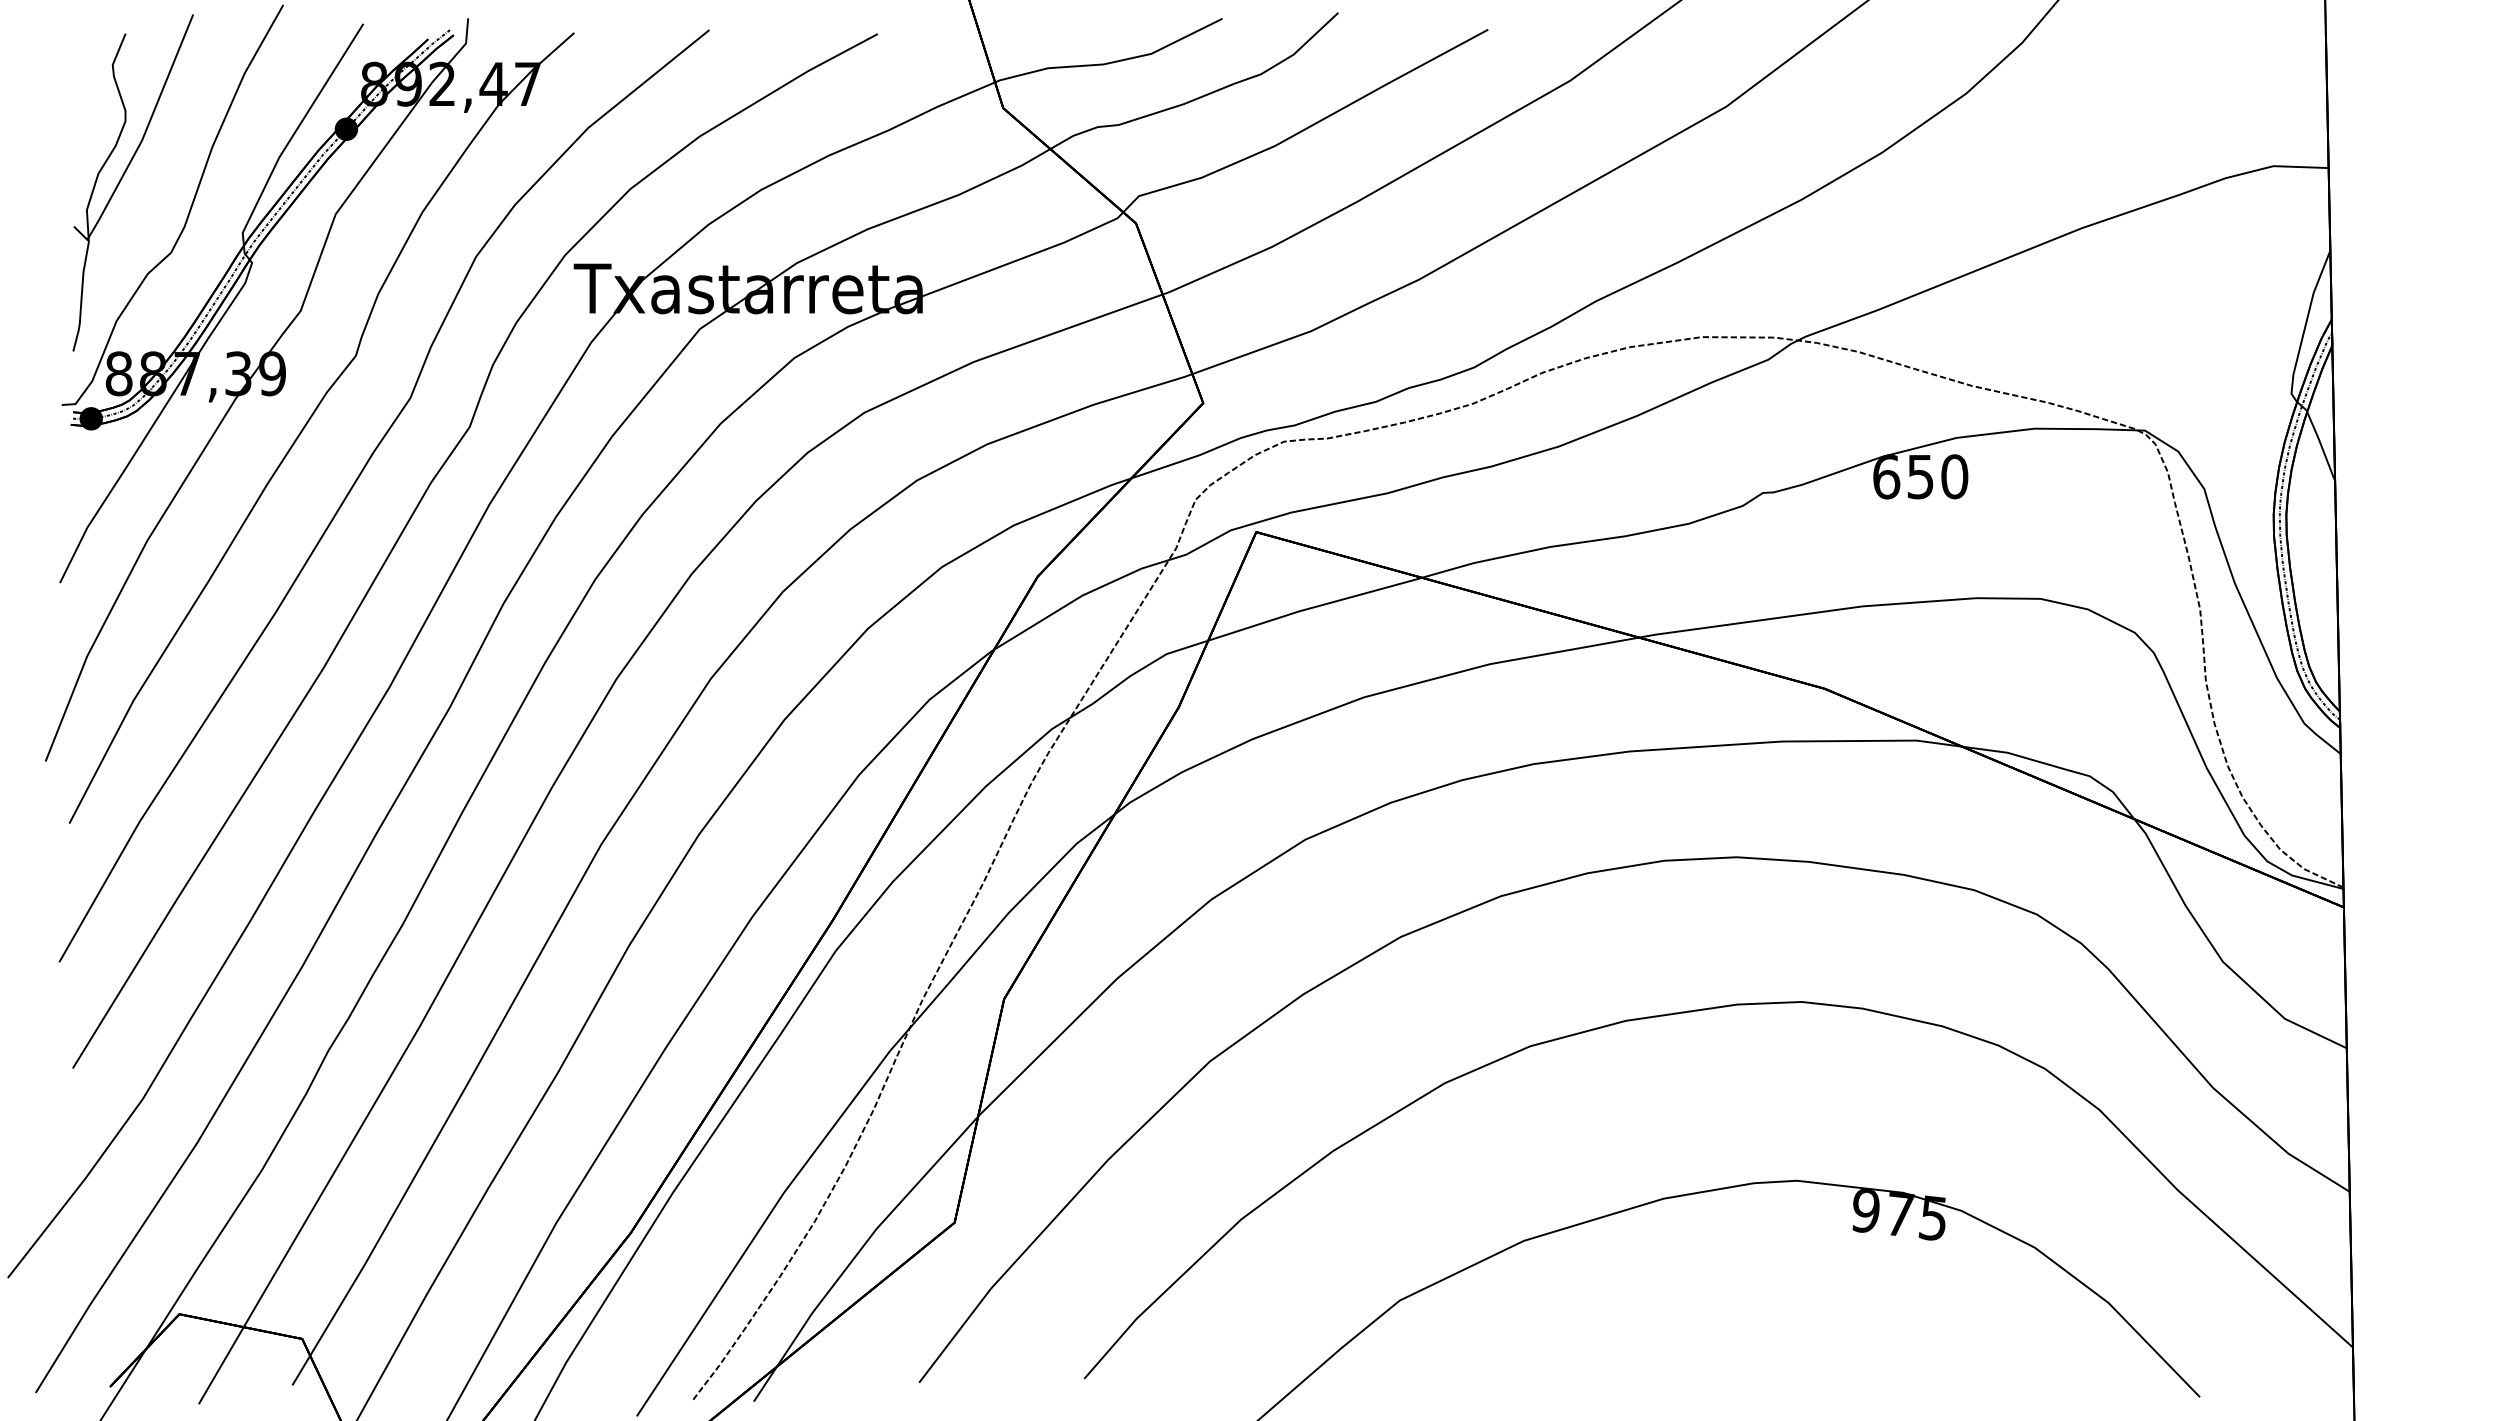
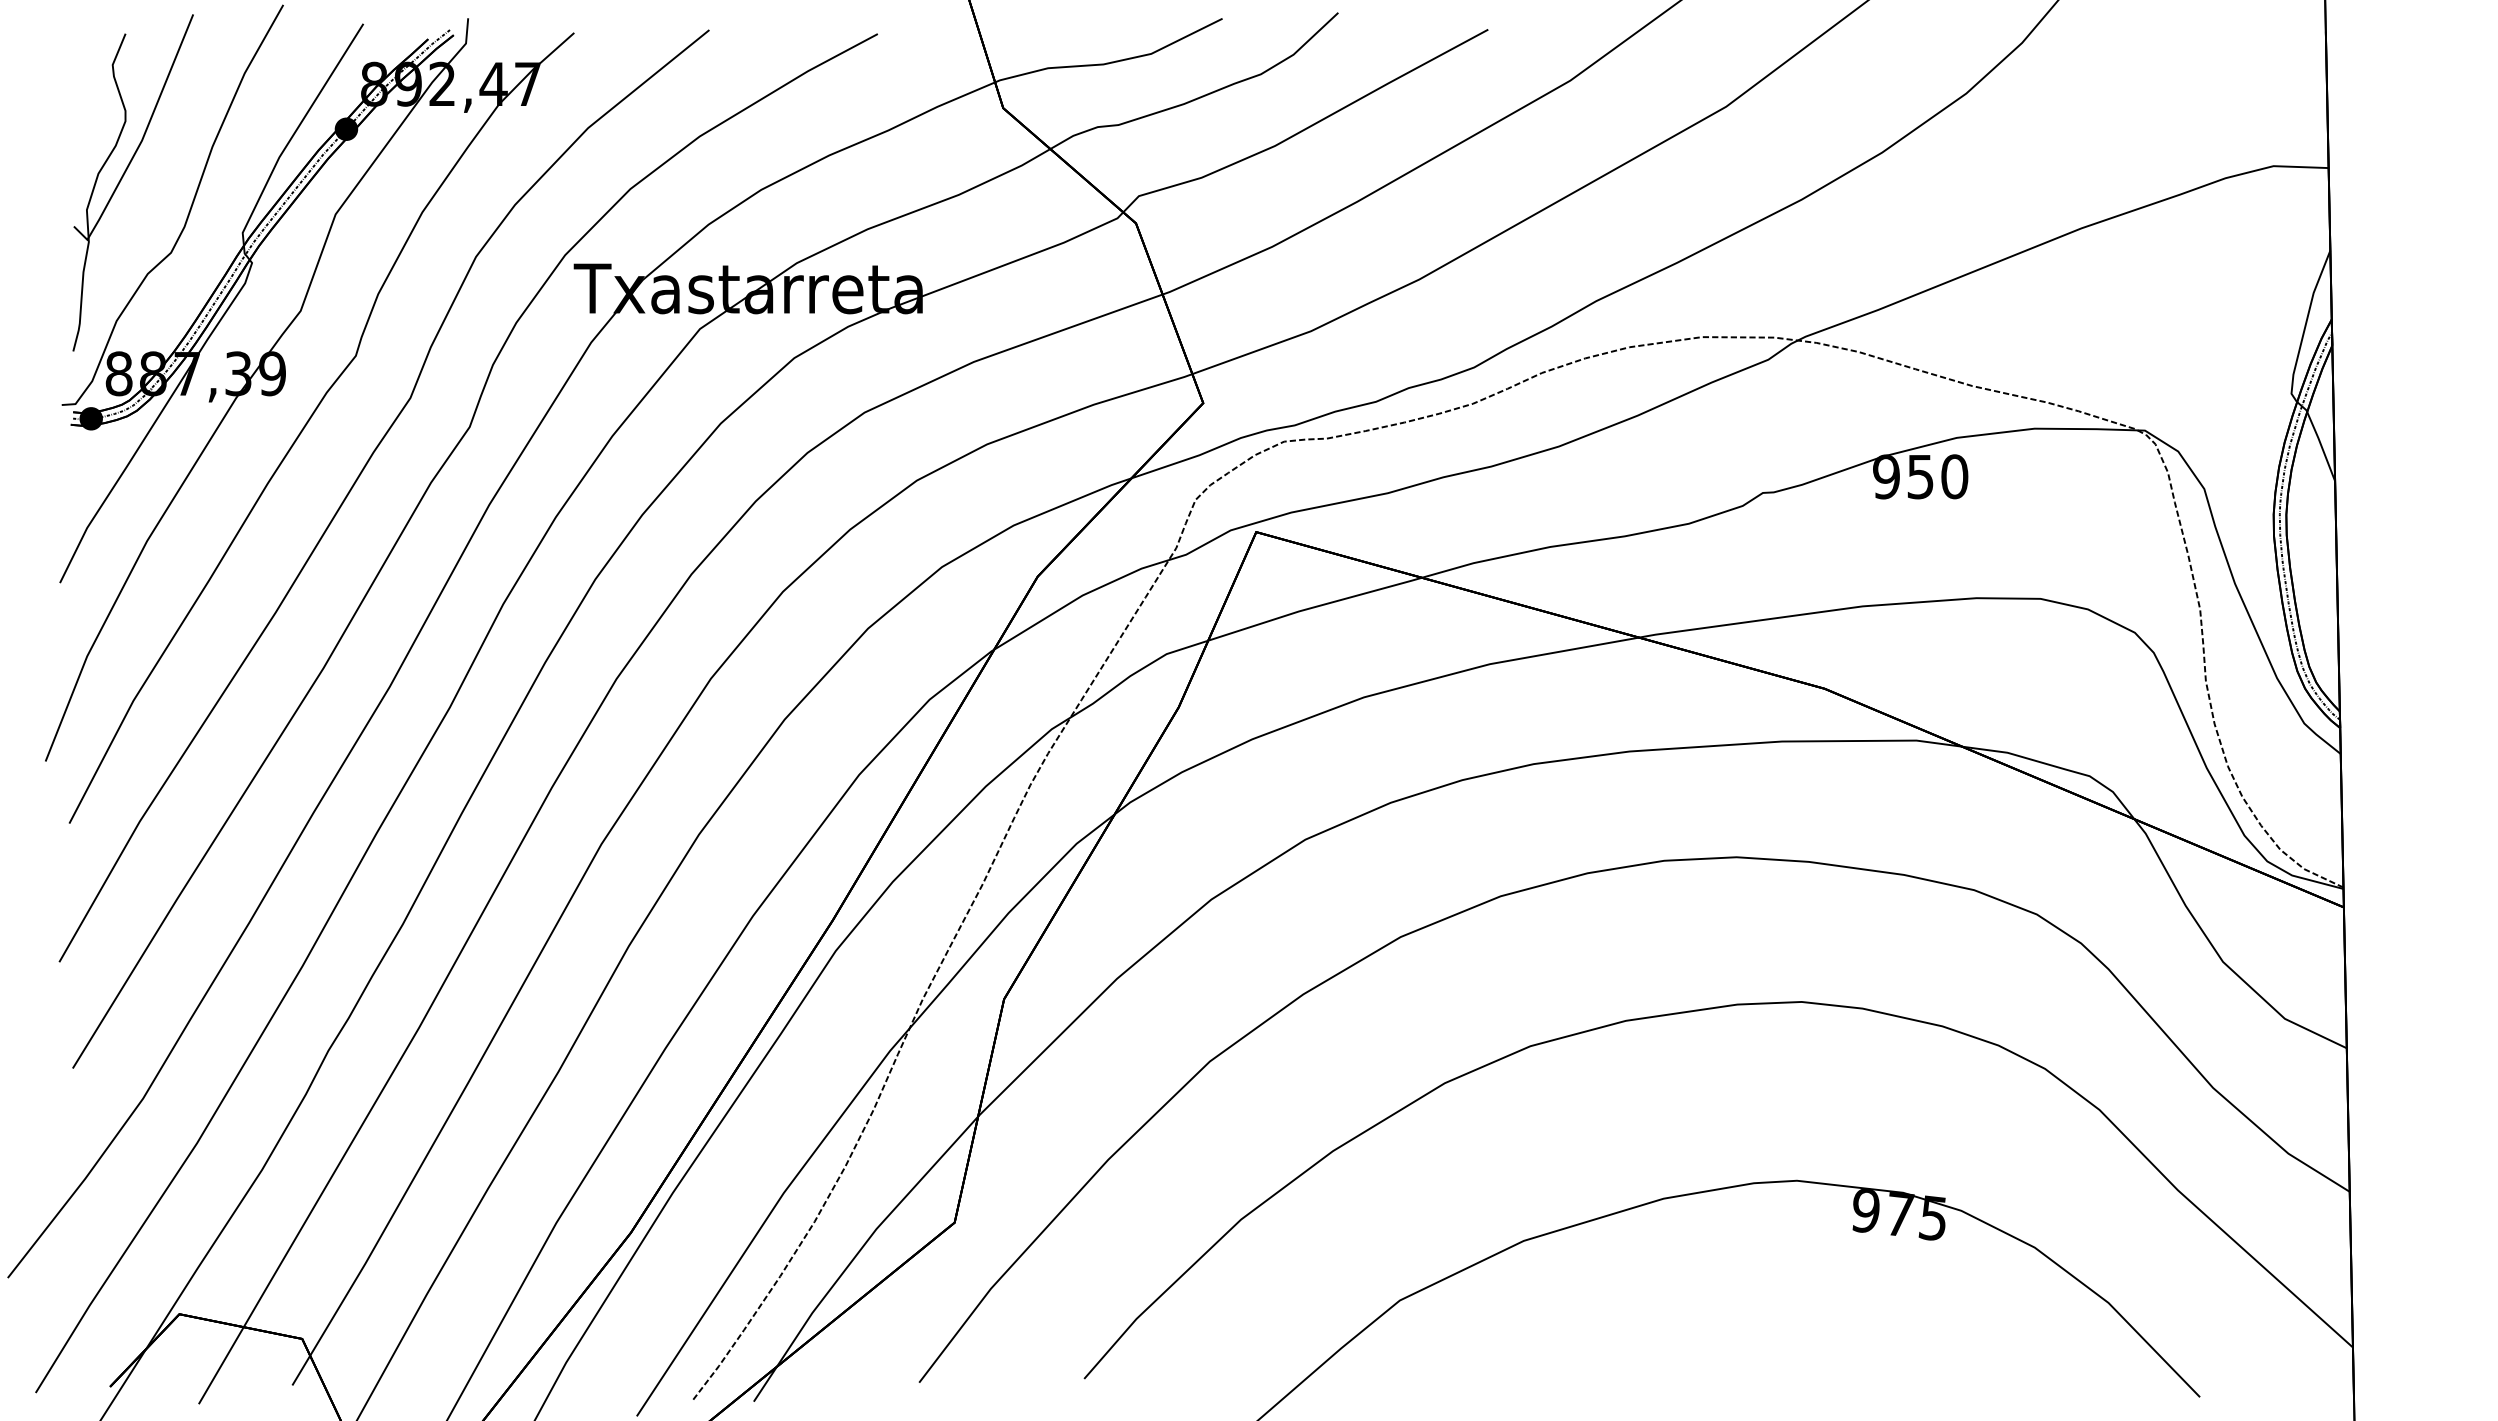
text: 650 -> 950 (1886, 476)
